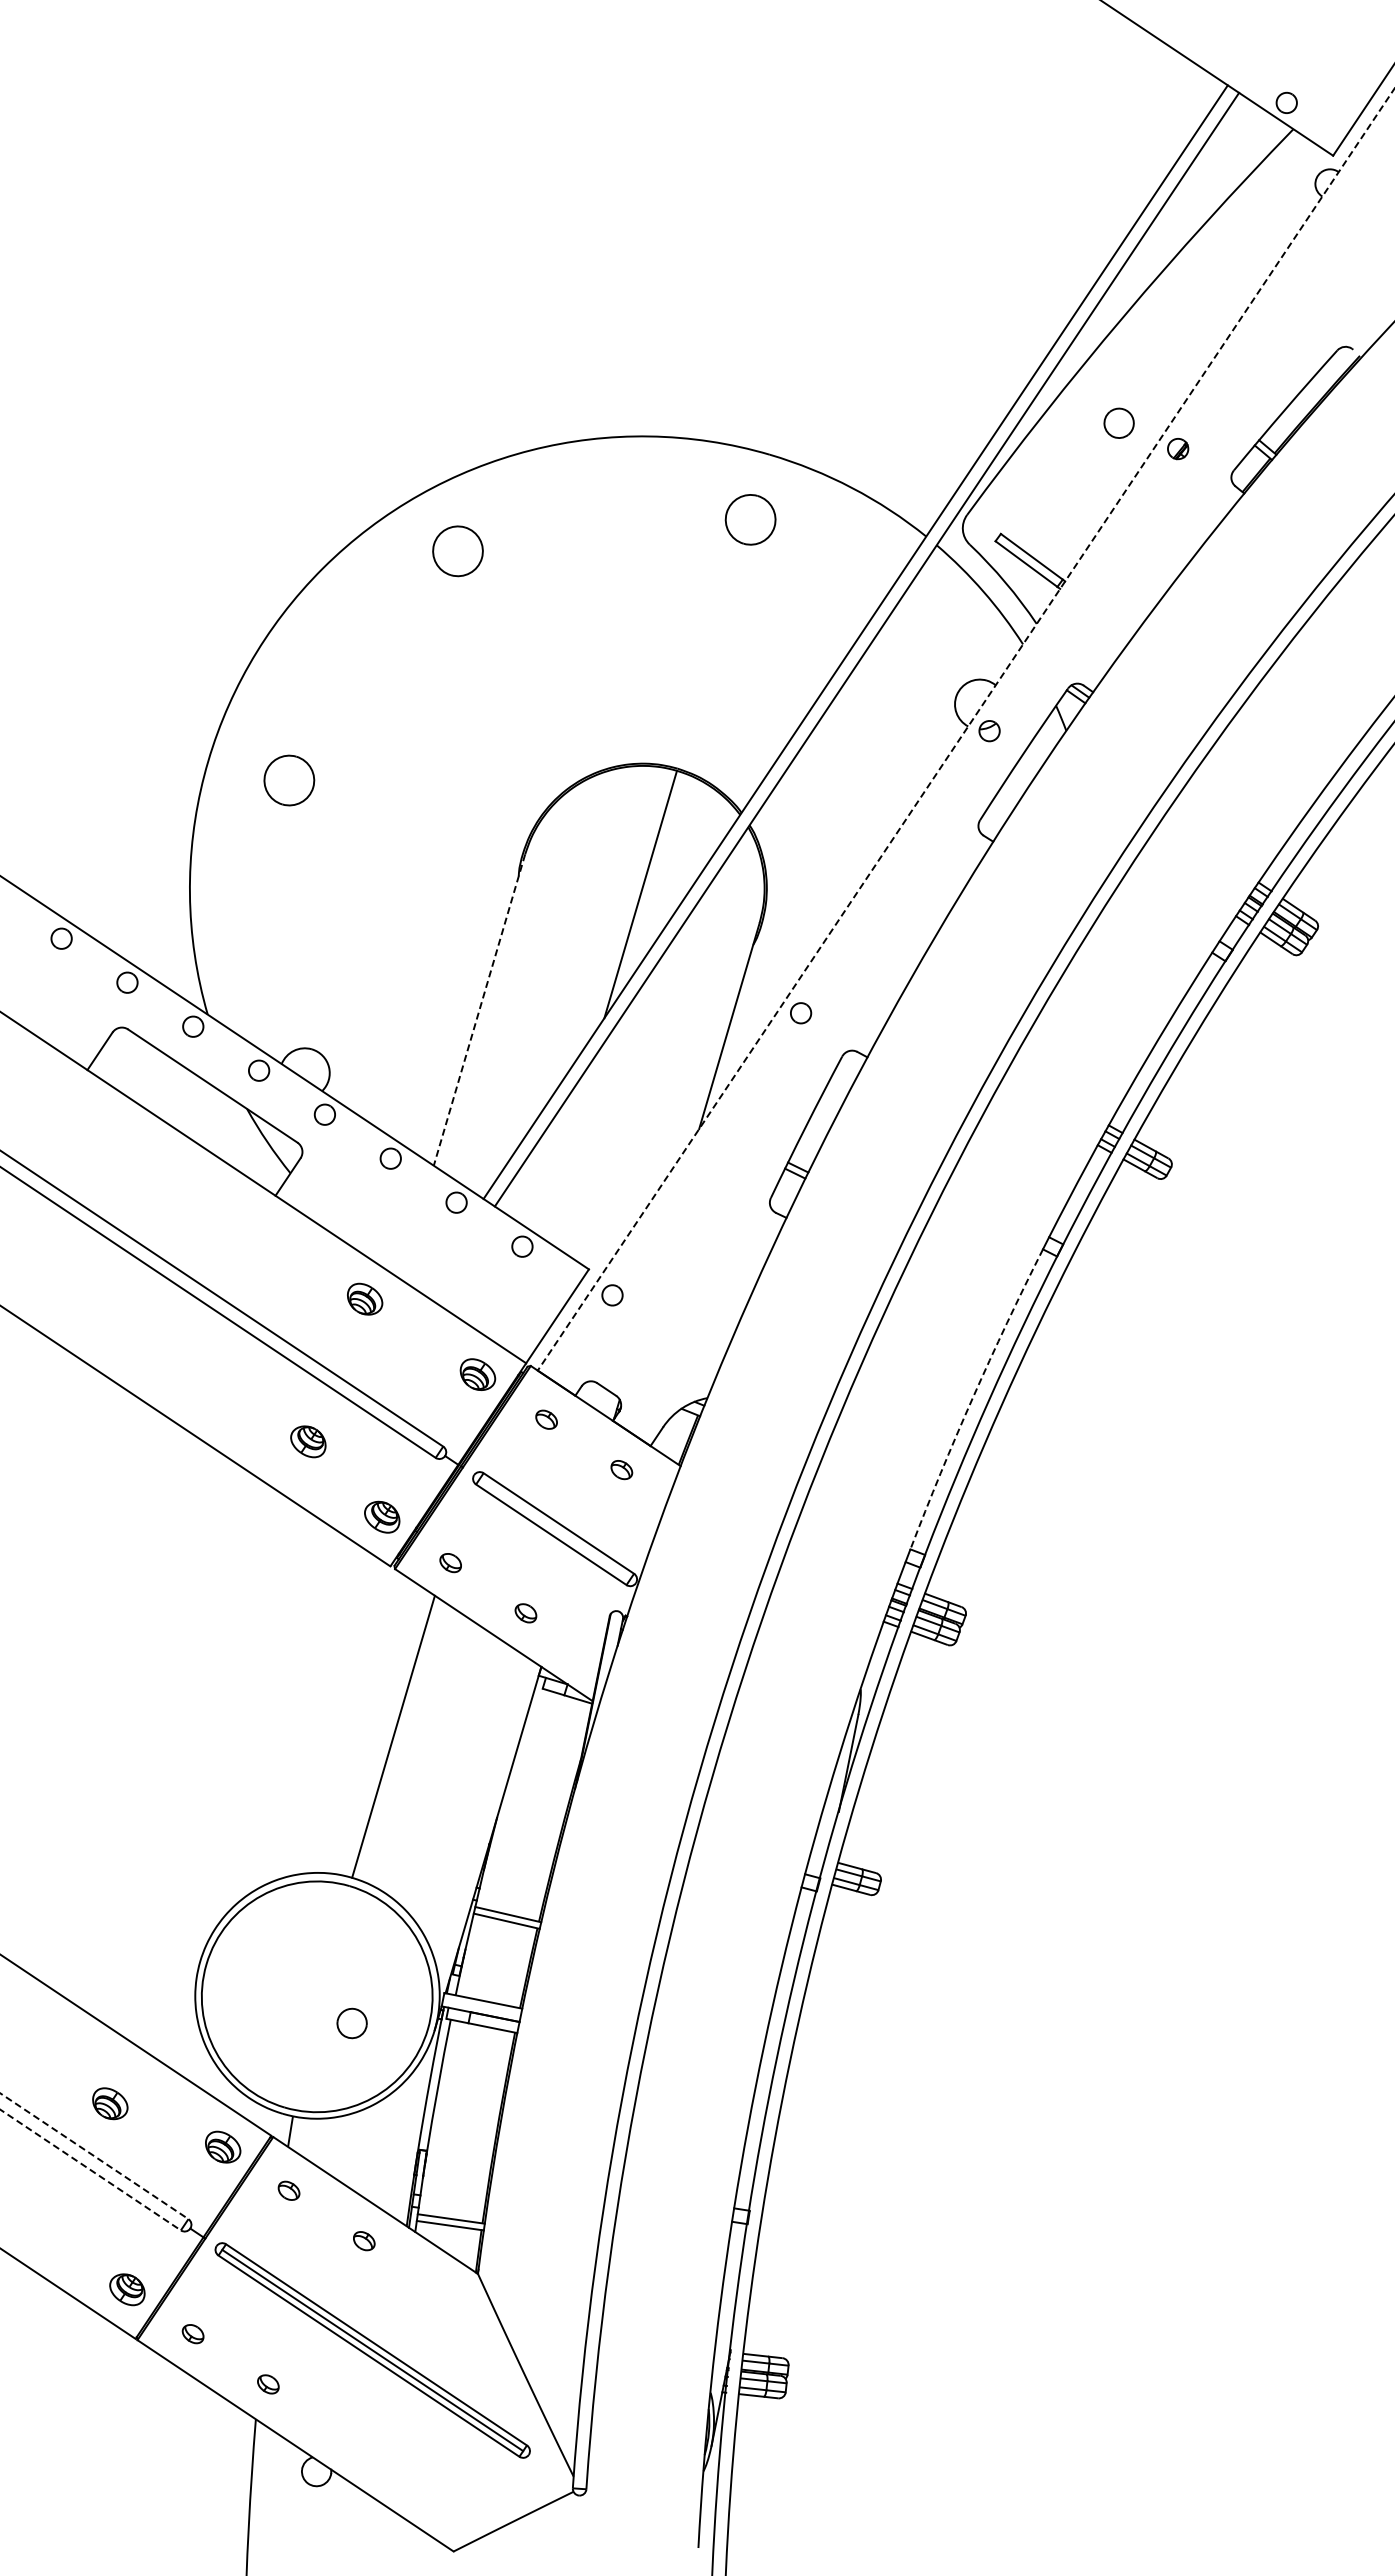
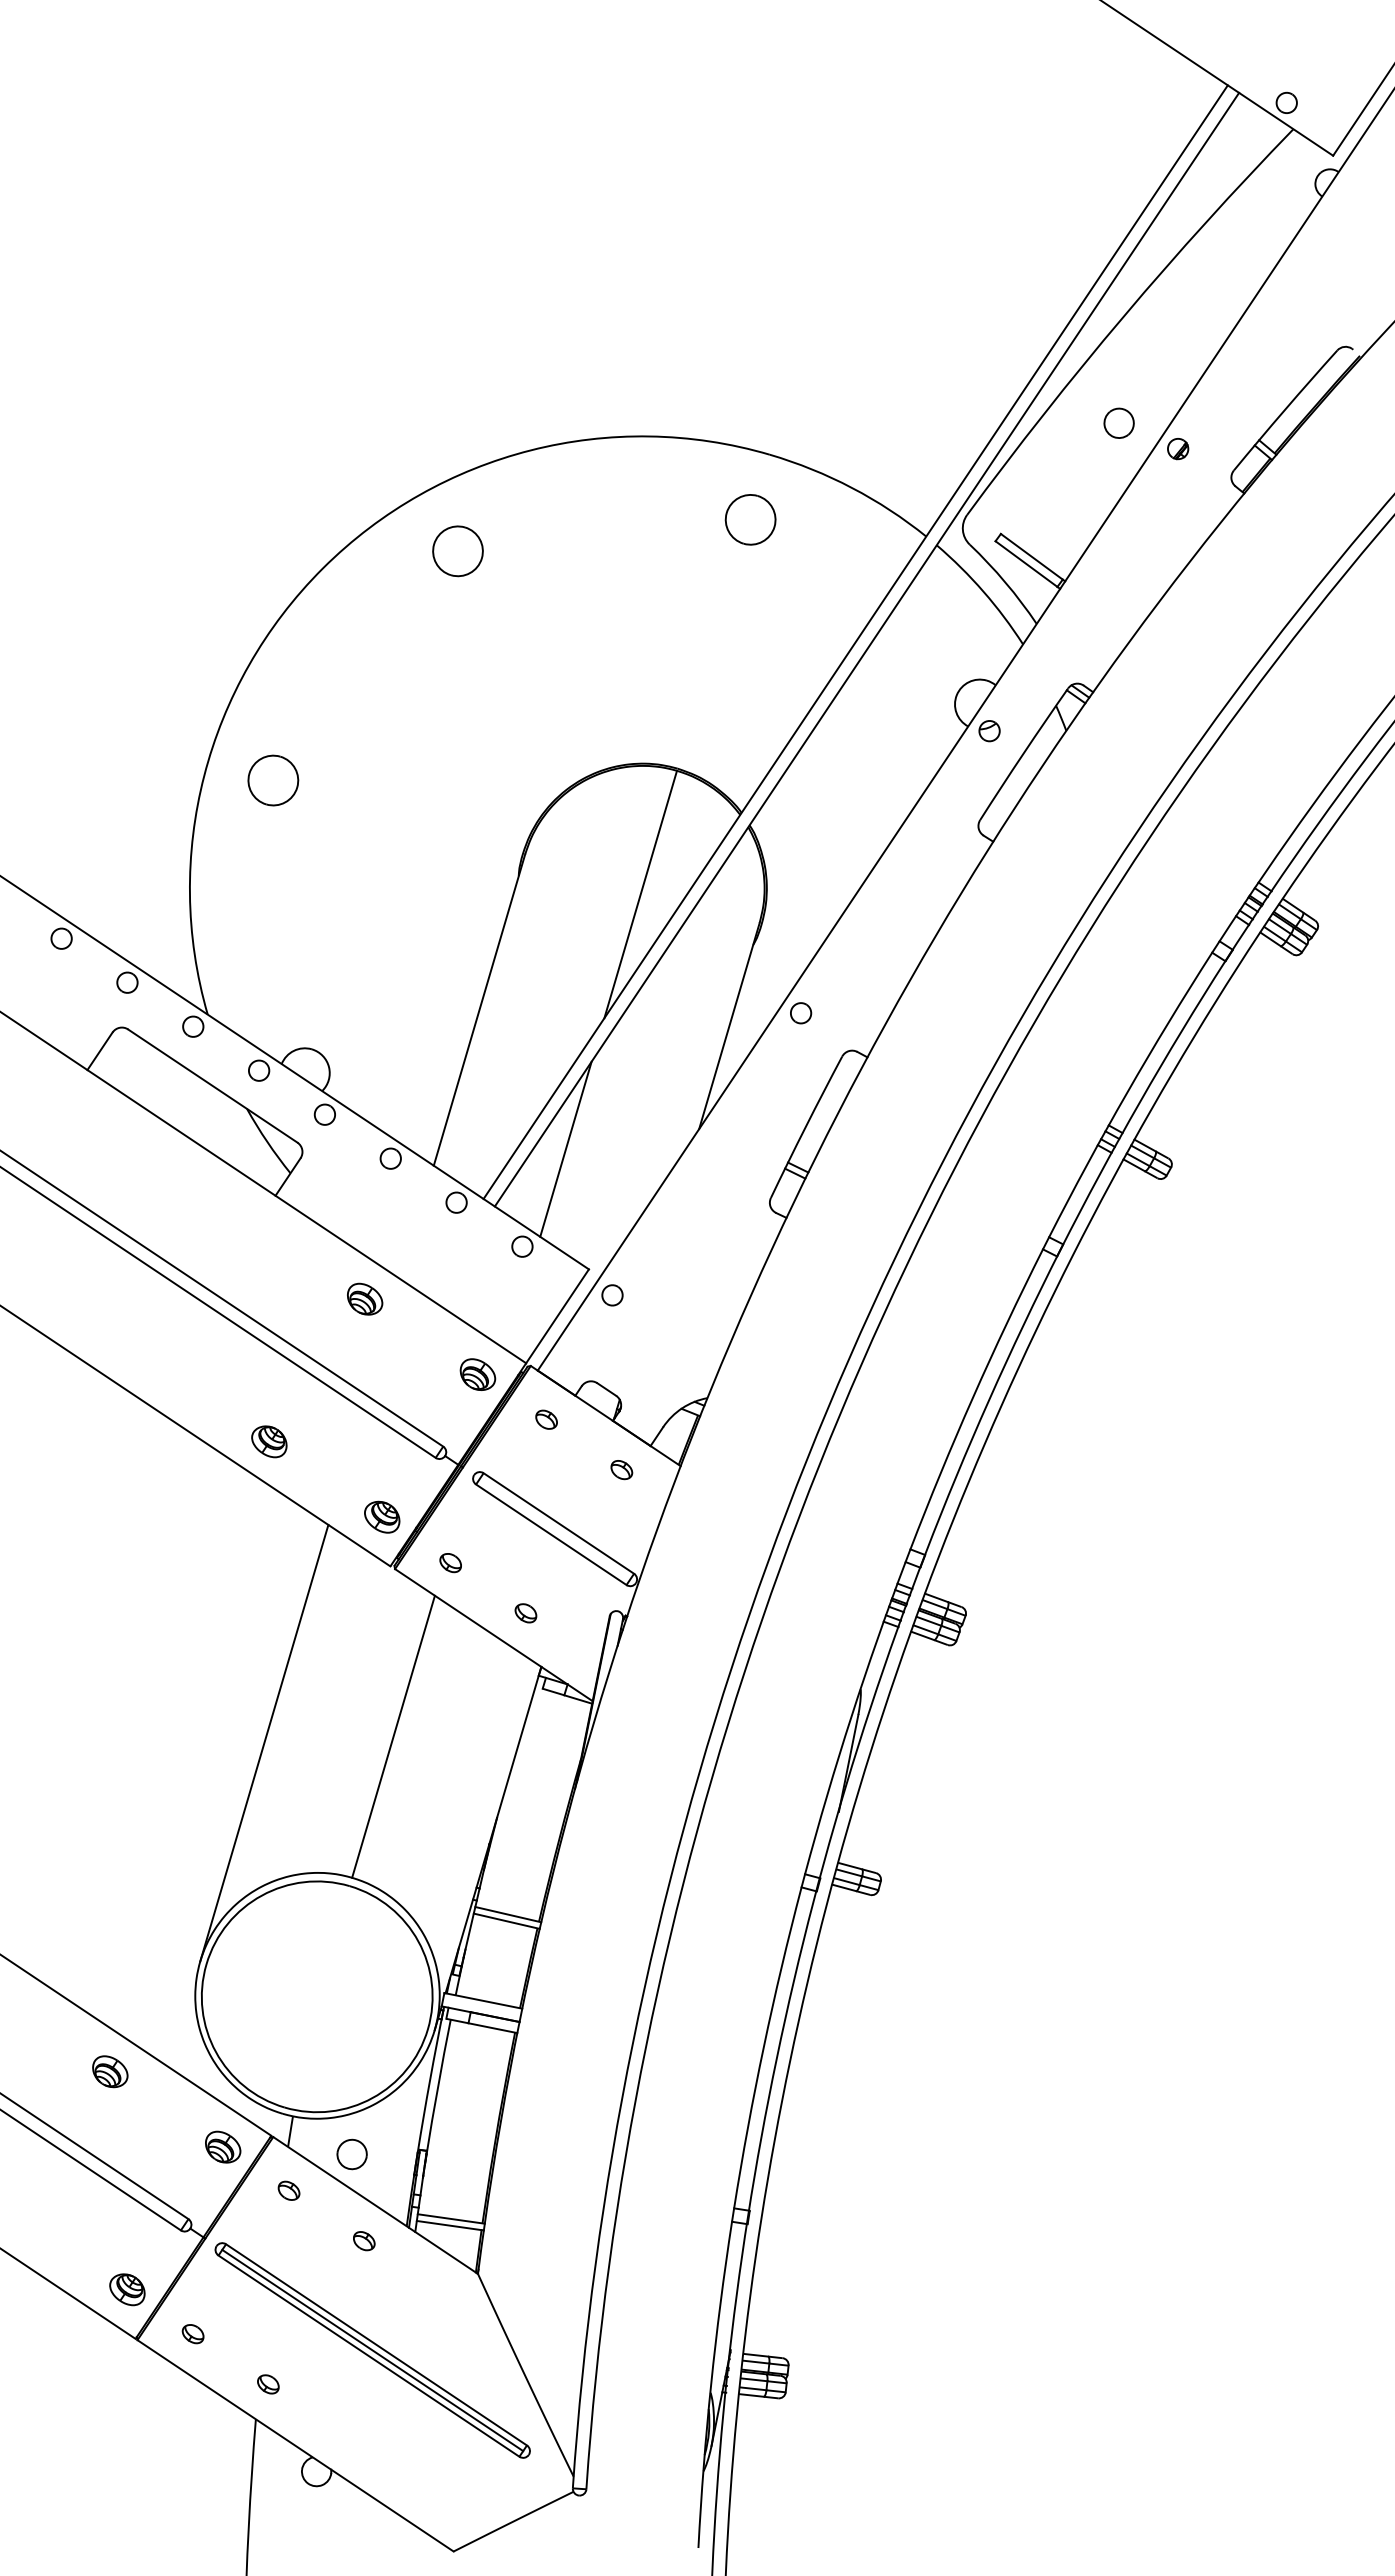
line: dashed -> solid (966, 729)
part position: (289, 780) -> (273, 780) (273, 780)
line: dashed -> solid (479, 1010)
line: none -> present (565, 1148)
arc: dashed -> solid (972, 1397)
part position: (308, 1441) -> (269, 1441) (269, 1441)
line: none -> present (264, 1742)
part position: (351, 2023) -> (351, 2154) (351, 2154)
part position: (110, 2103) -> (110, 2071) (110, 2071)
line: dashed -> solid (94, 2156)
line: dashed -> solid (91, 2170)
